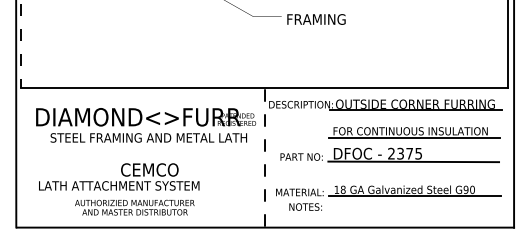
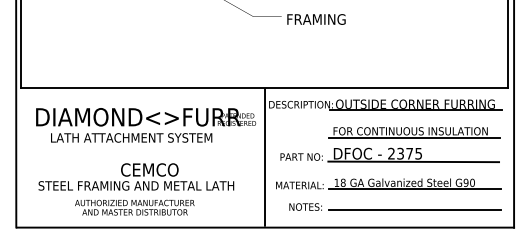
line: dashed -> solid (21, 44)
text: STEEL FRAMING AND METAL LATH -> LATH ATTACHMENT SYSTEM (148, 137)
line: dashed -> solid (265, 157)
text: LATH ATTACHMENT SYSTEM -> STEEL FRAMING AND METAL LATH (136, 185)
part position: (388, 190) -> (388, 183) (388, 183)
line: none -> present (414, 209)
